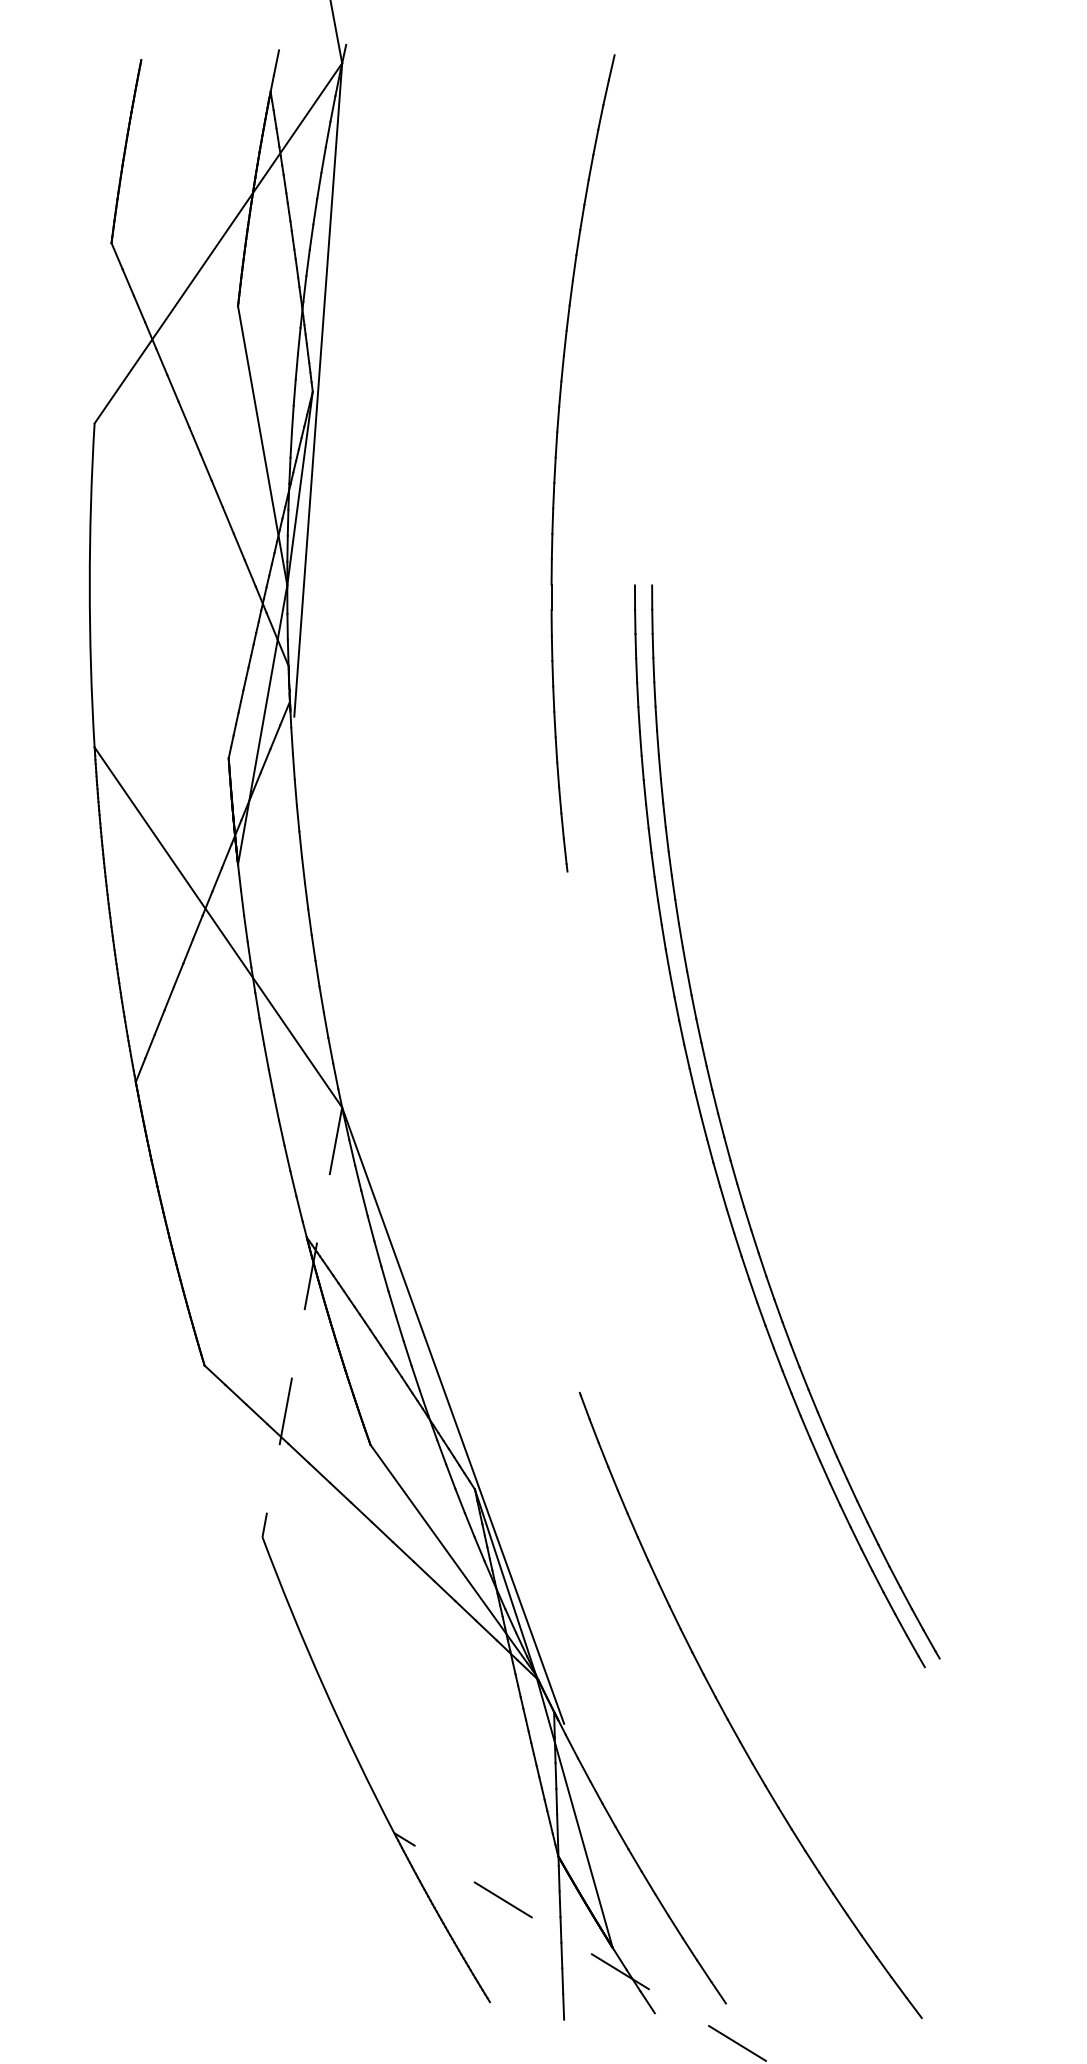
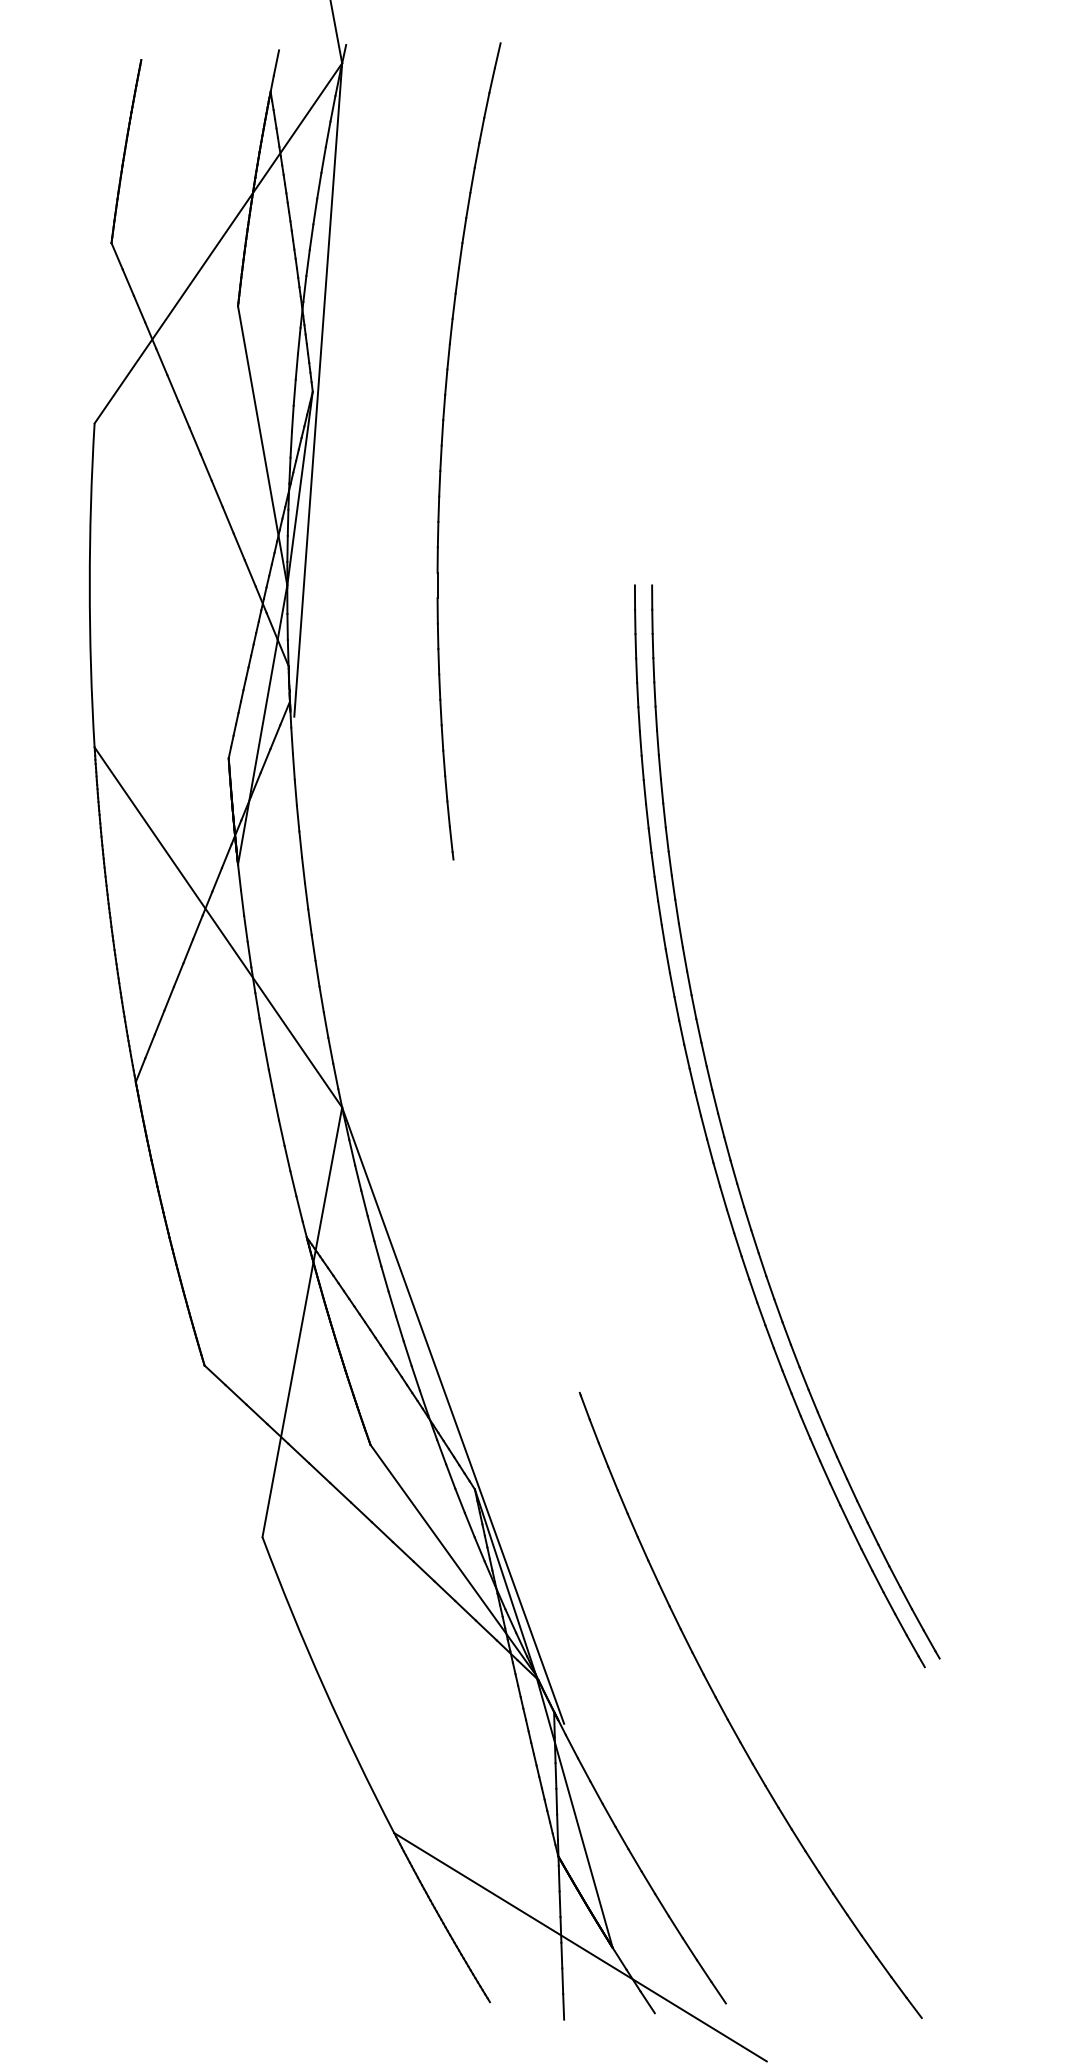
part position: (556, 463) -> (442, 451) (442, 451)
line: dashed -> solid (302, 1322)
line: dashed -> solid (580, 1947)
